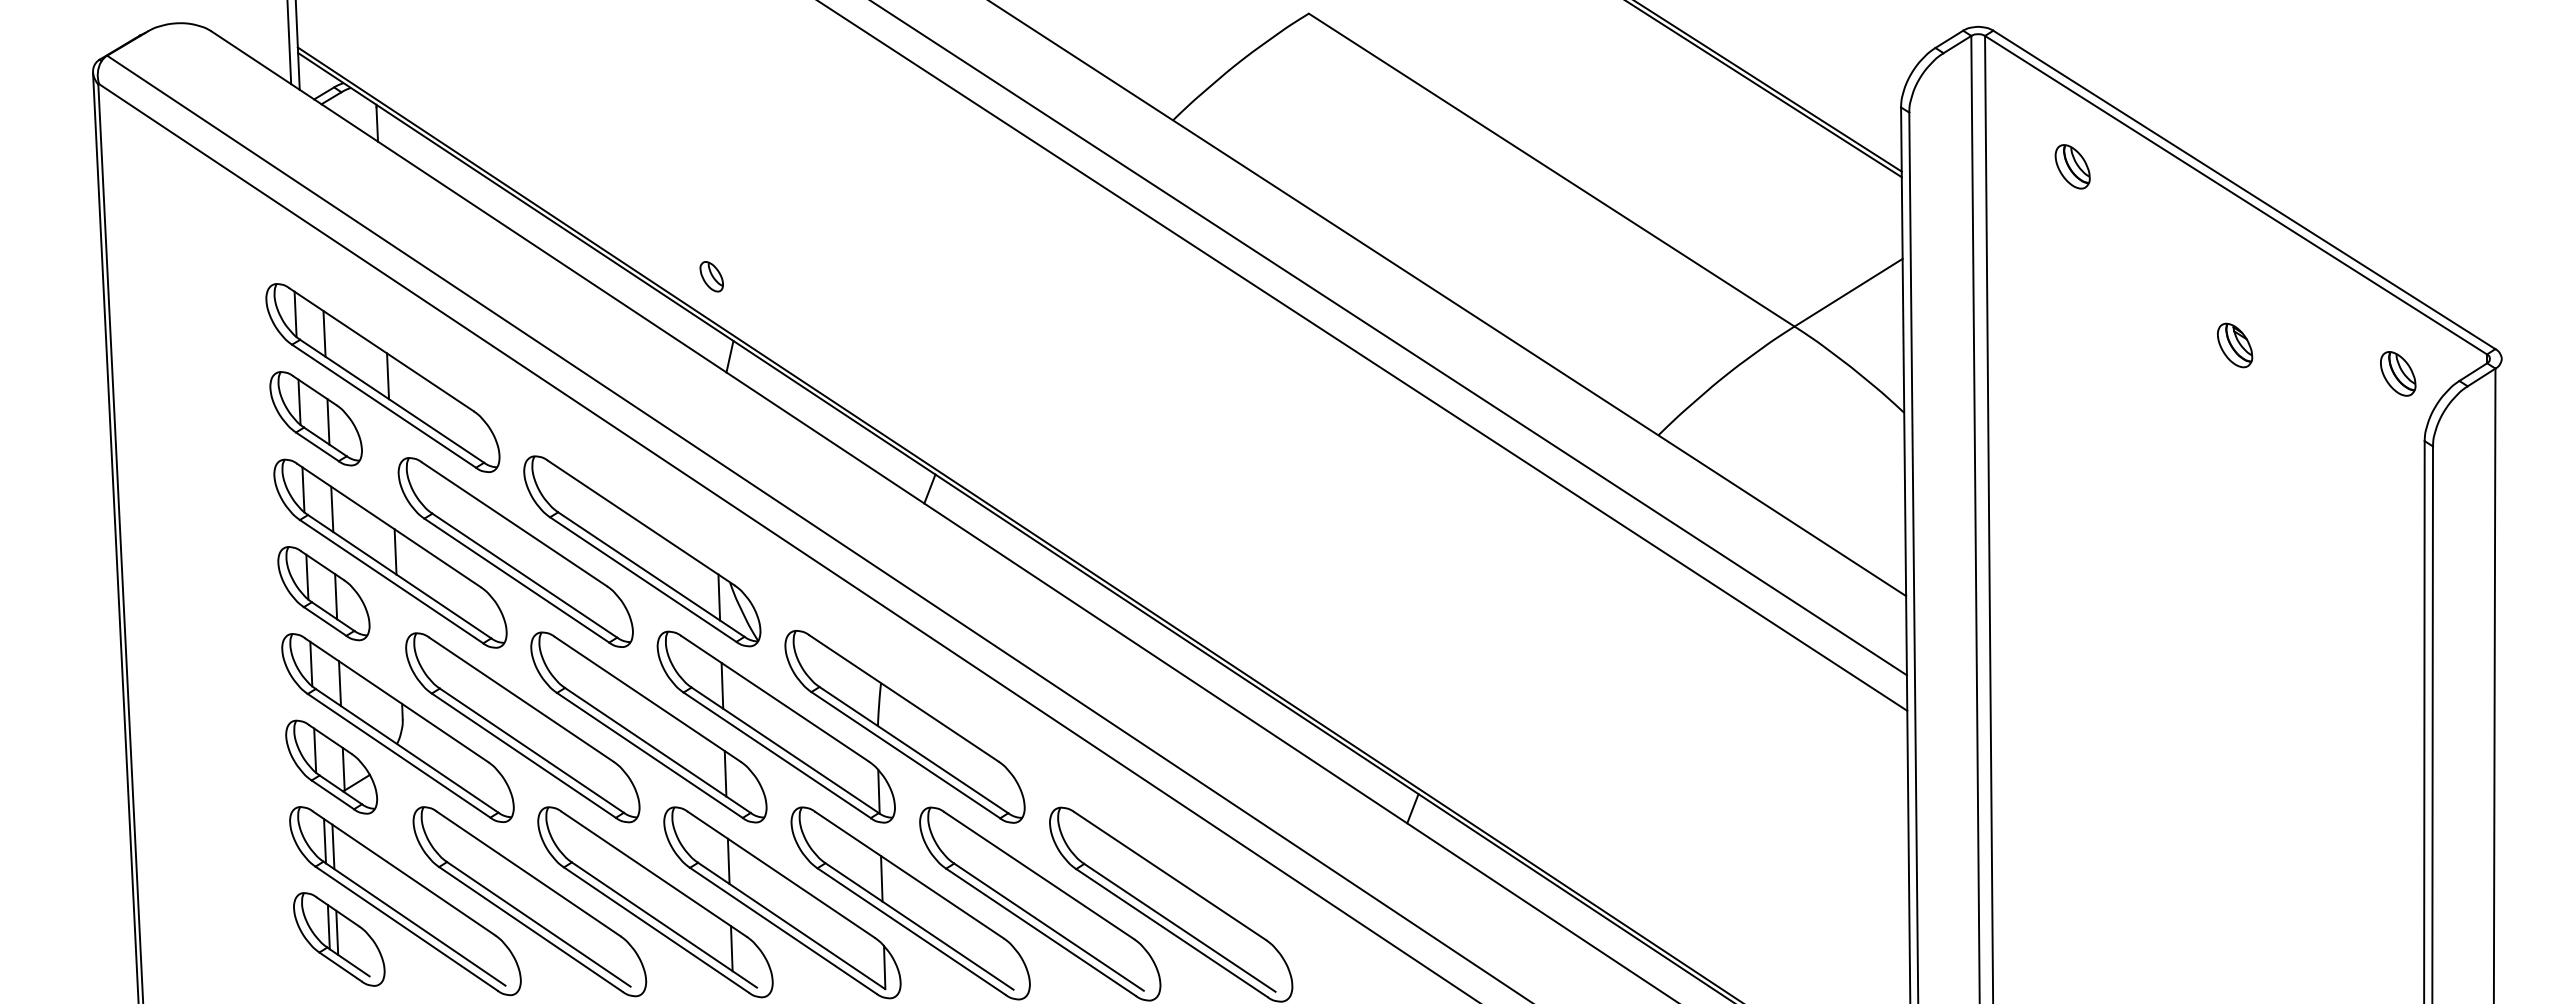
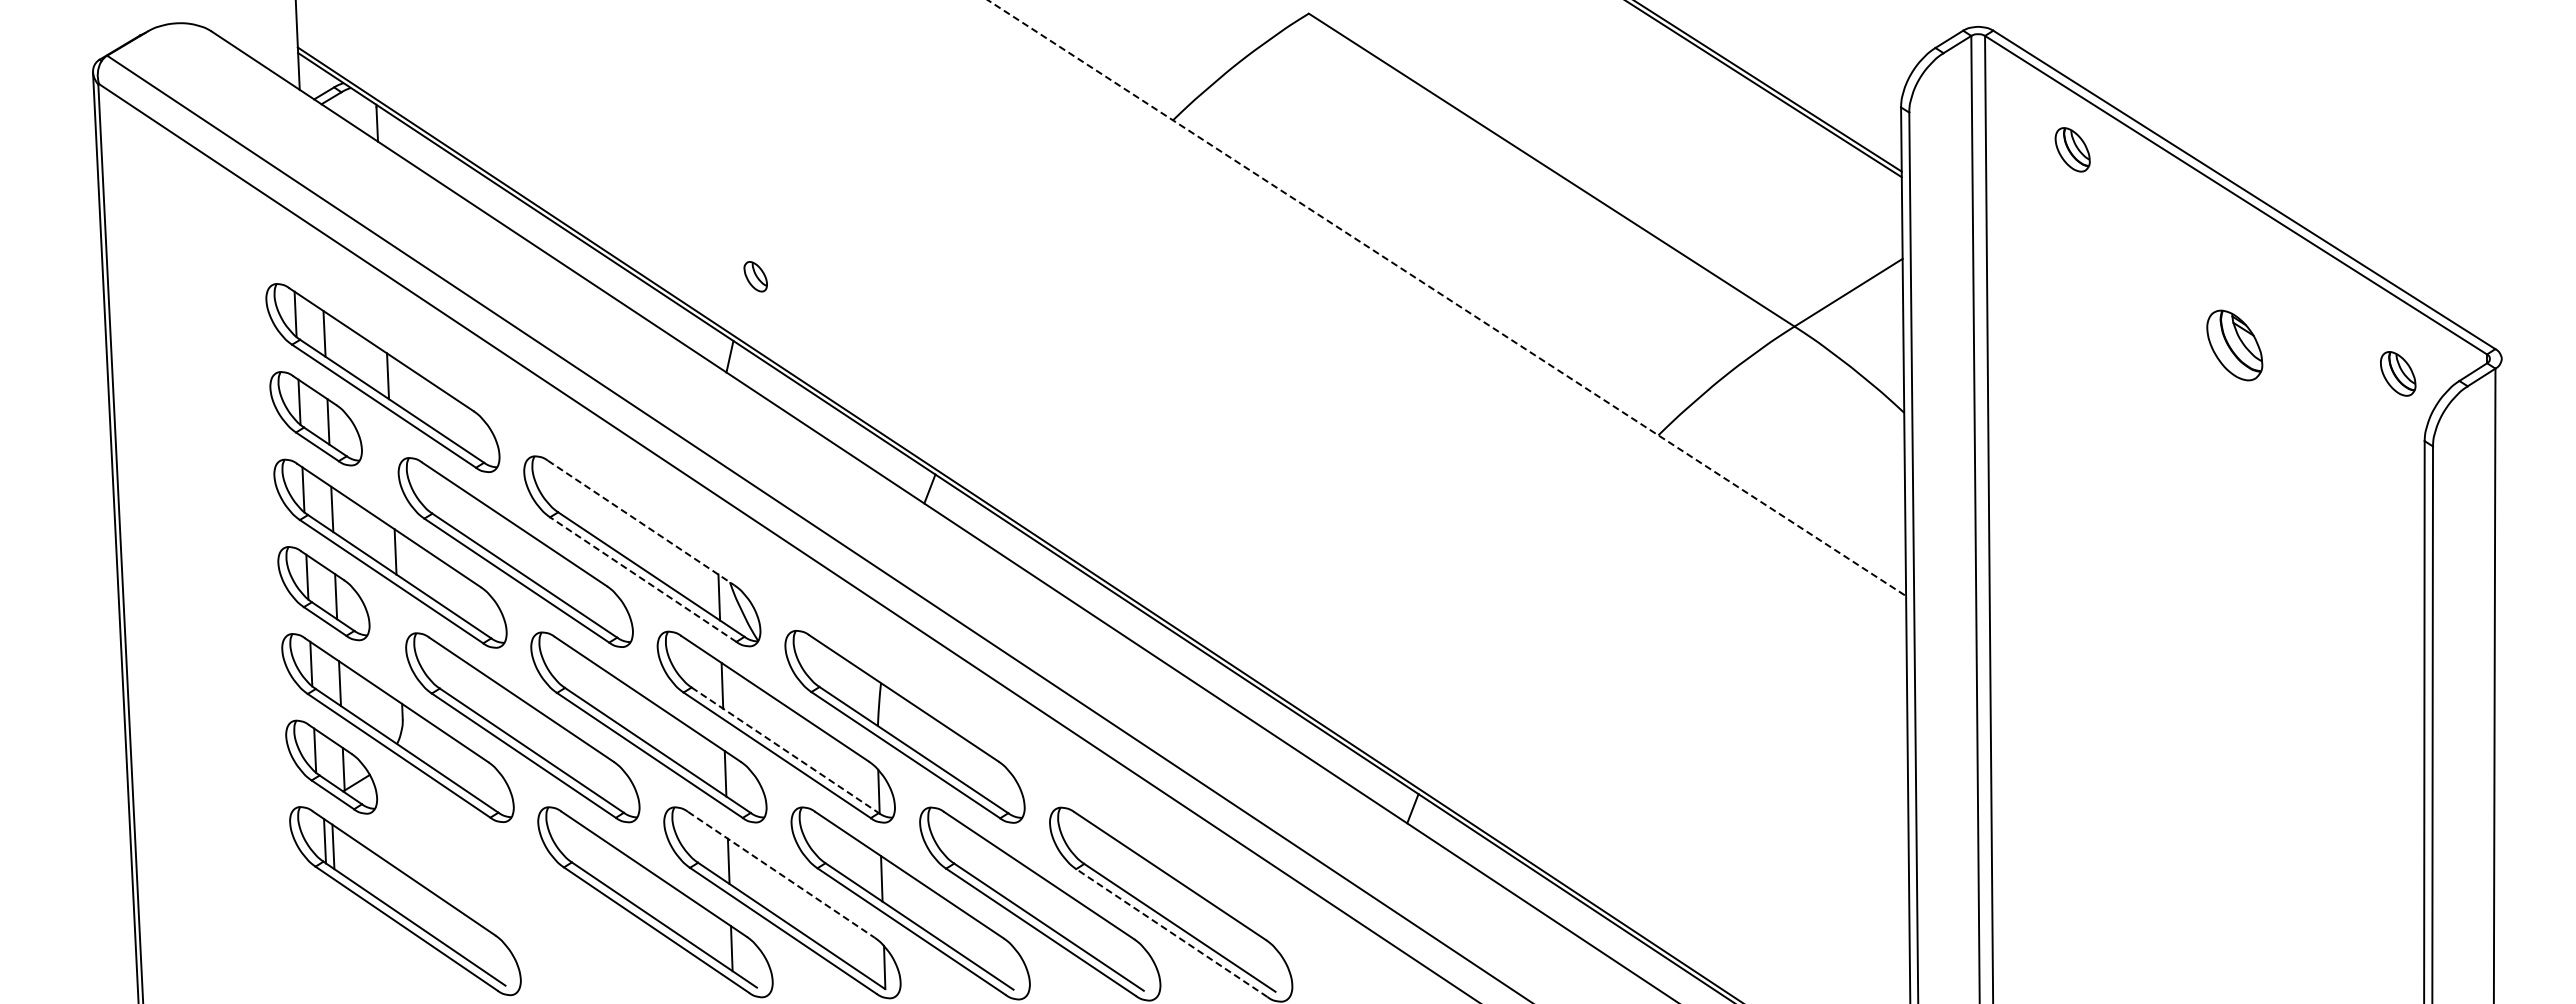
line: present -> none (289, 43)
part position: (2072, 166) -> (2072, 149) (2072, 149)
part position: (711, 276) -> (755, 276) (755, 276)
line: solid -> dashed (1447, 298)
line: present -> none (1389, 338)
part size: 37x47 px -> 58x73 px (2234, 345)
line: present -> none (1363, 356)
line: solid -> dashed (641, 523)
line: solid -> dashed (642, 579)
line: solid -> dashed (785, 750)
line: solid -> dashed (781, 874)
part: present -> none (529, 901)
line: solid -> dashed (1171, 932)
part: present -> none (339, 939)
